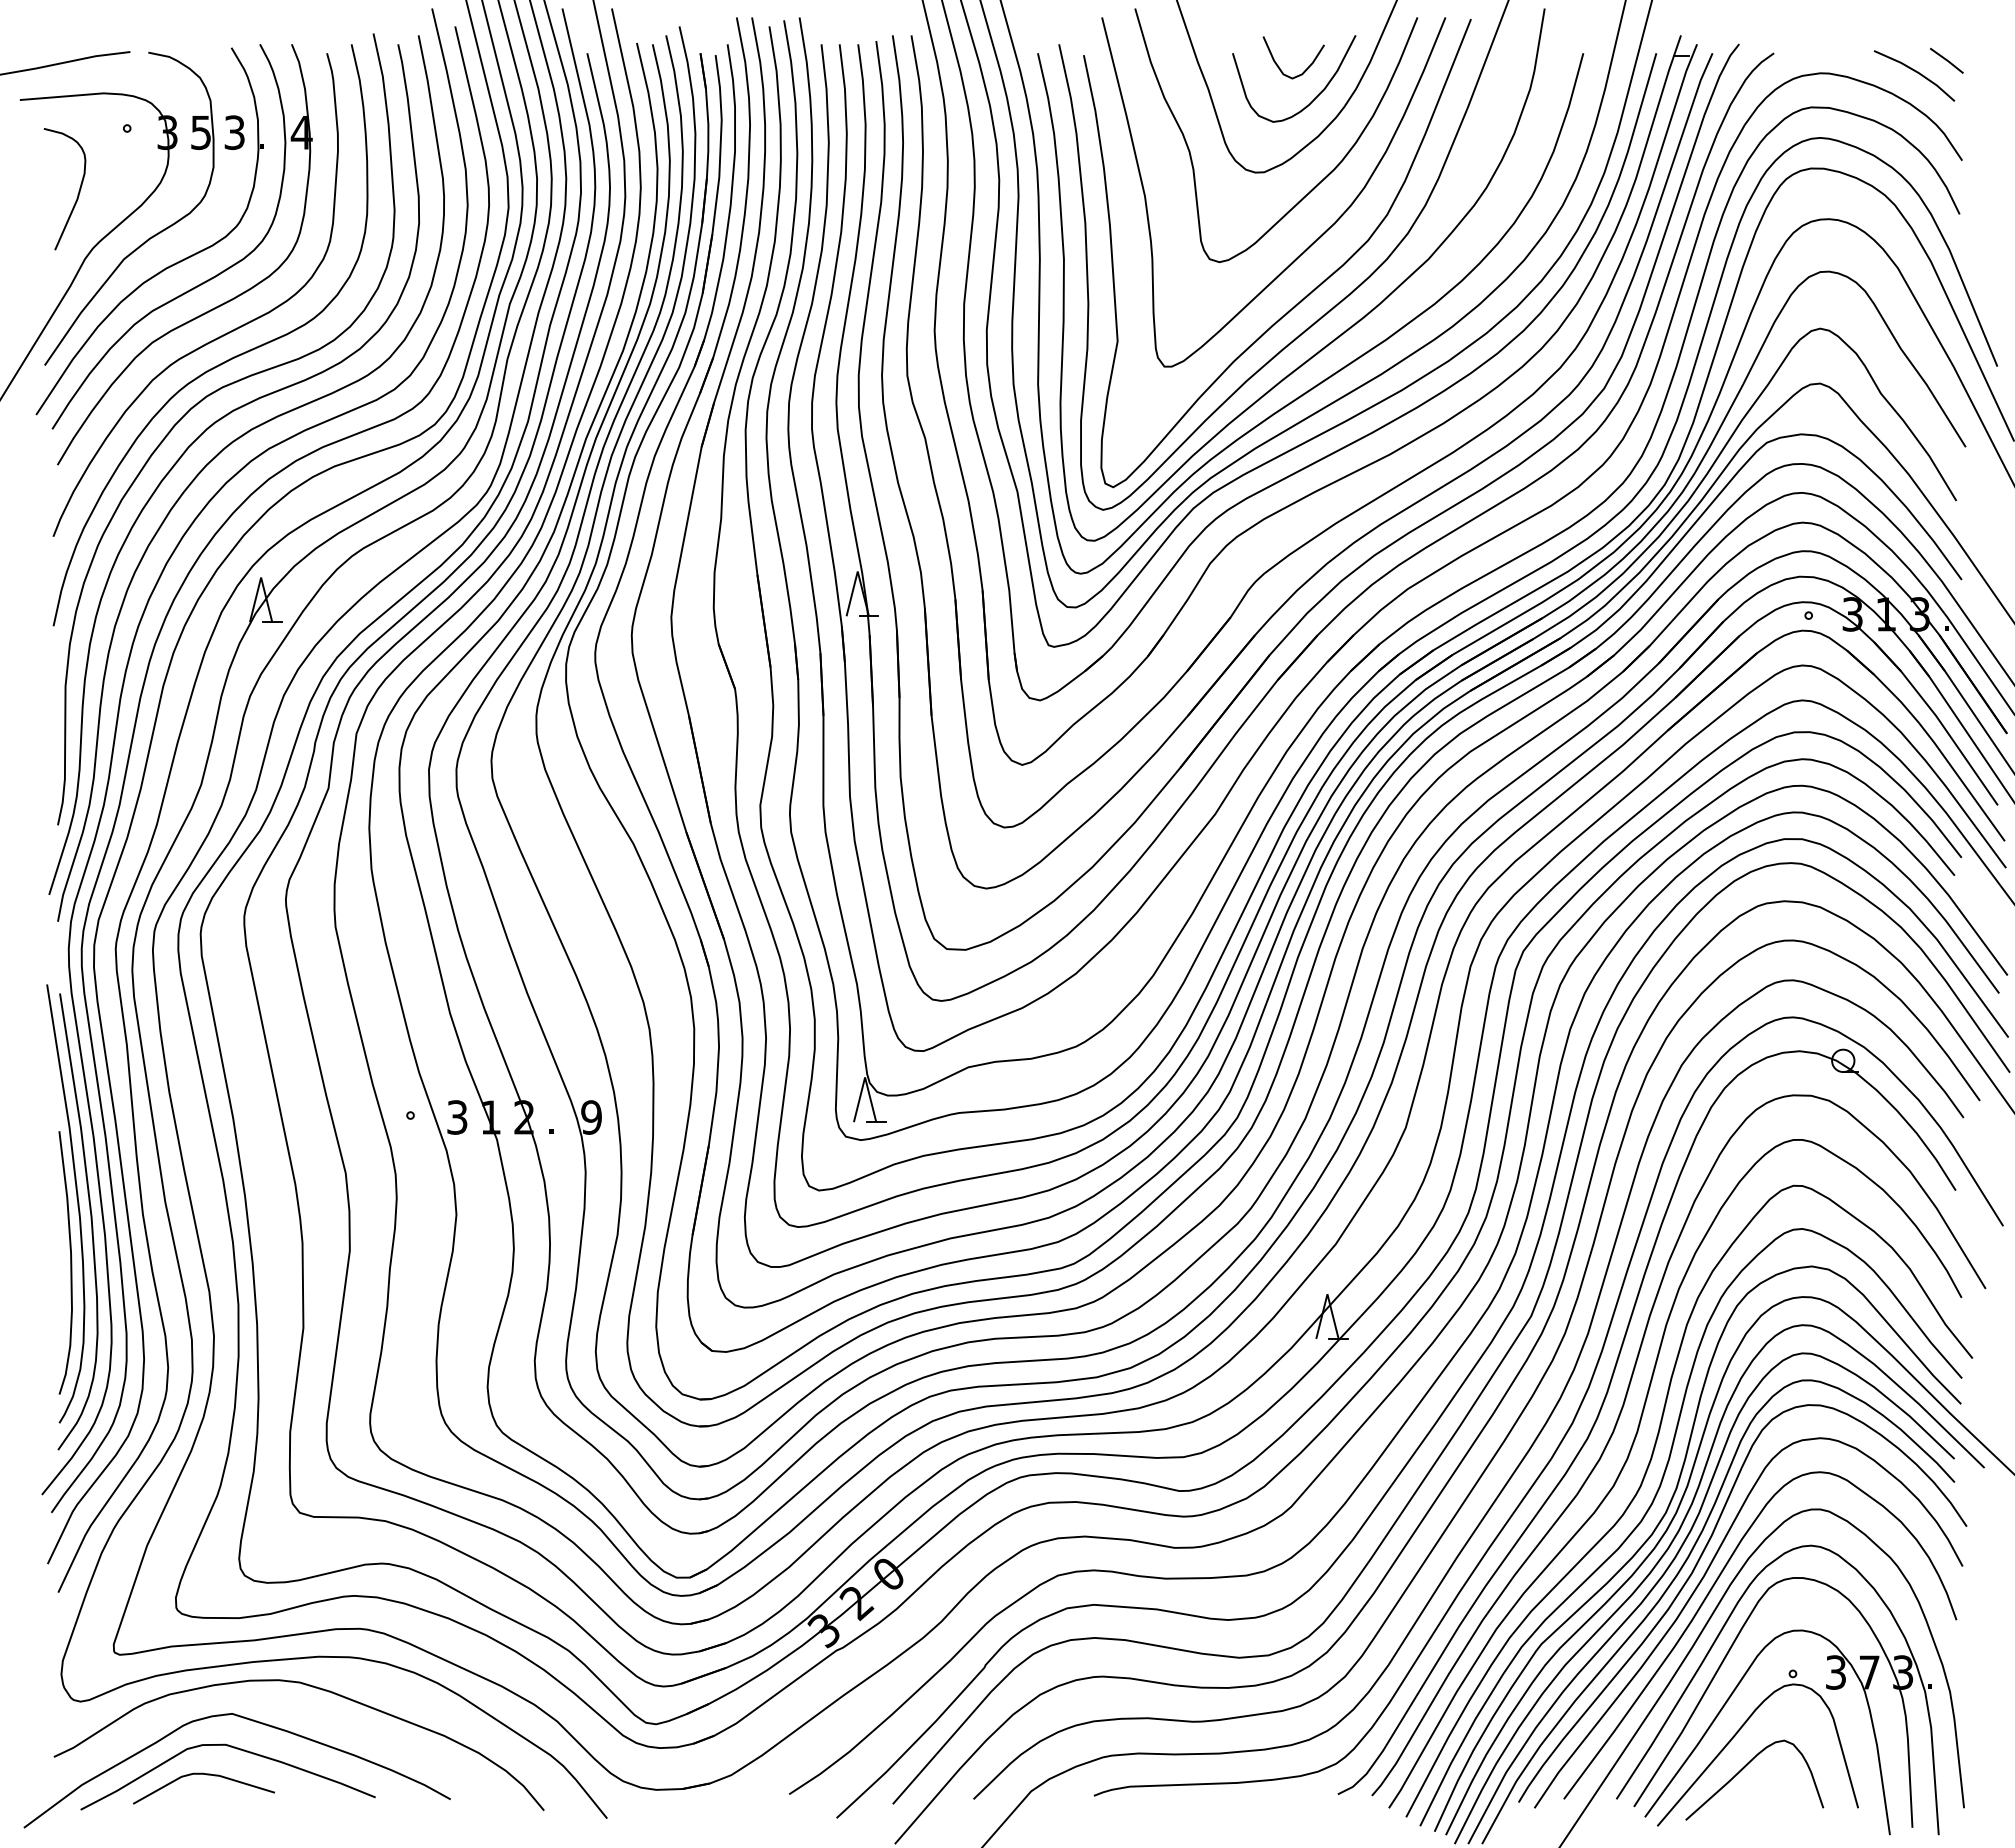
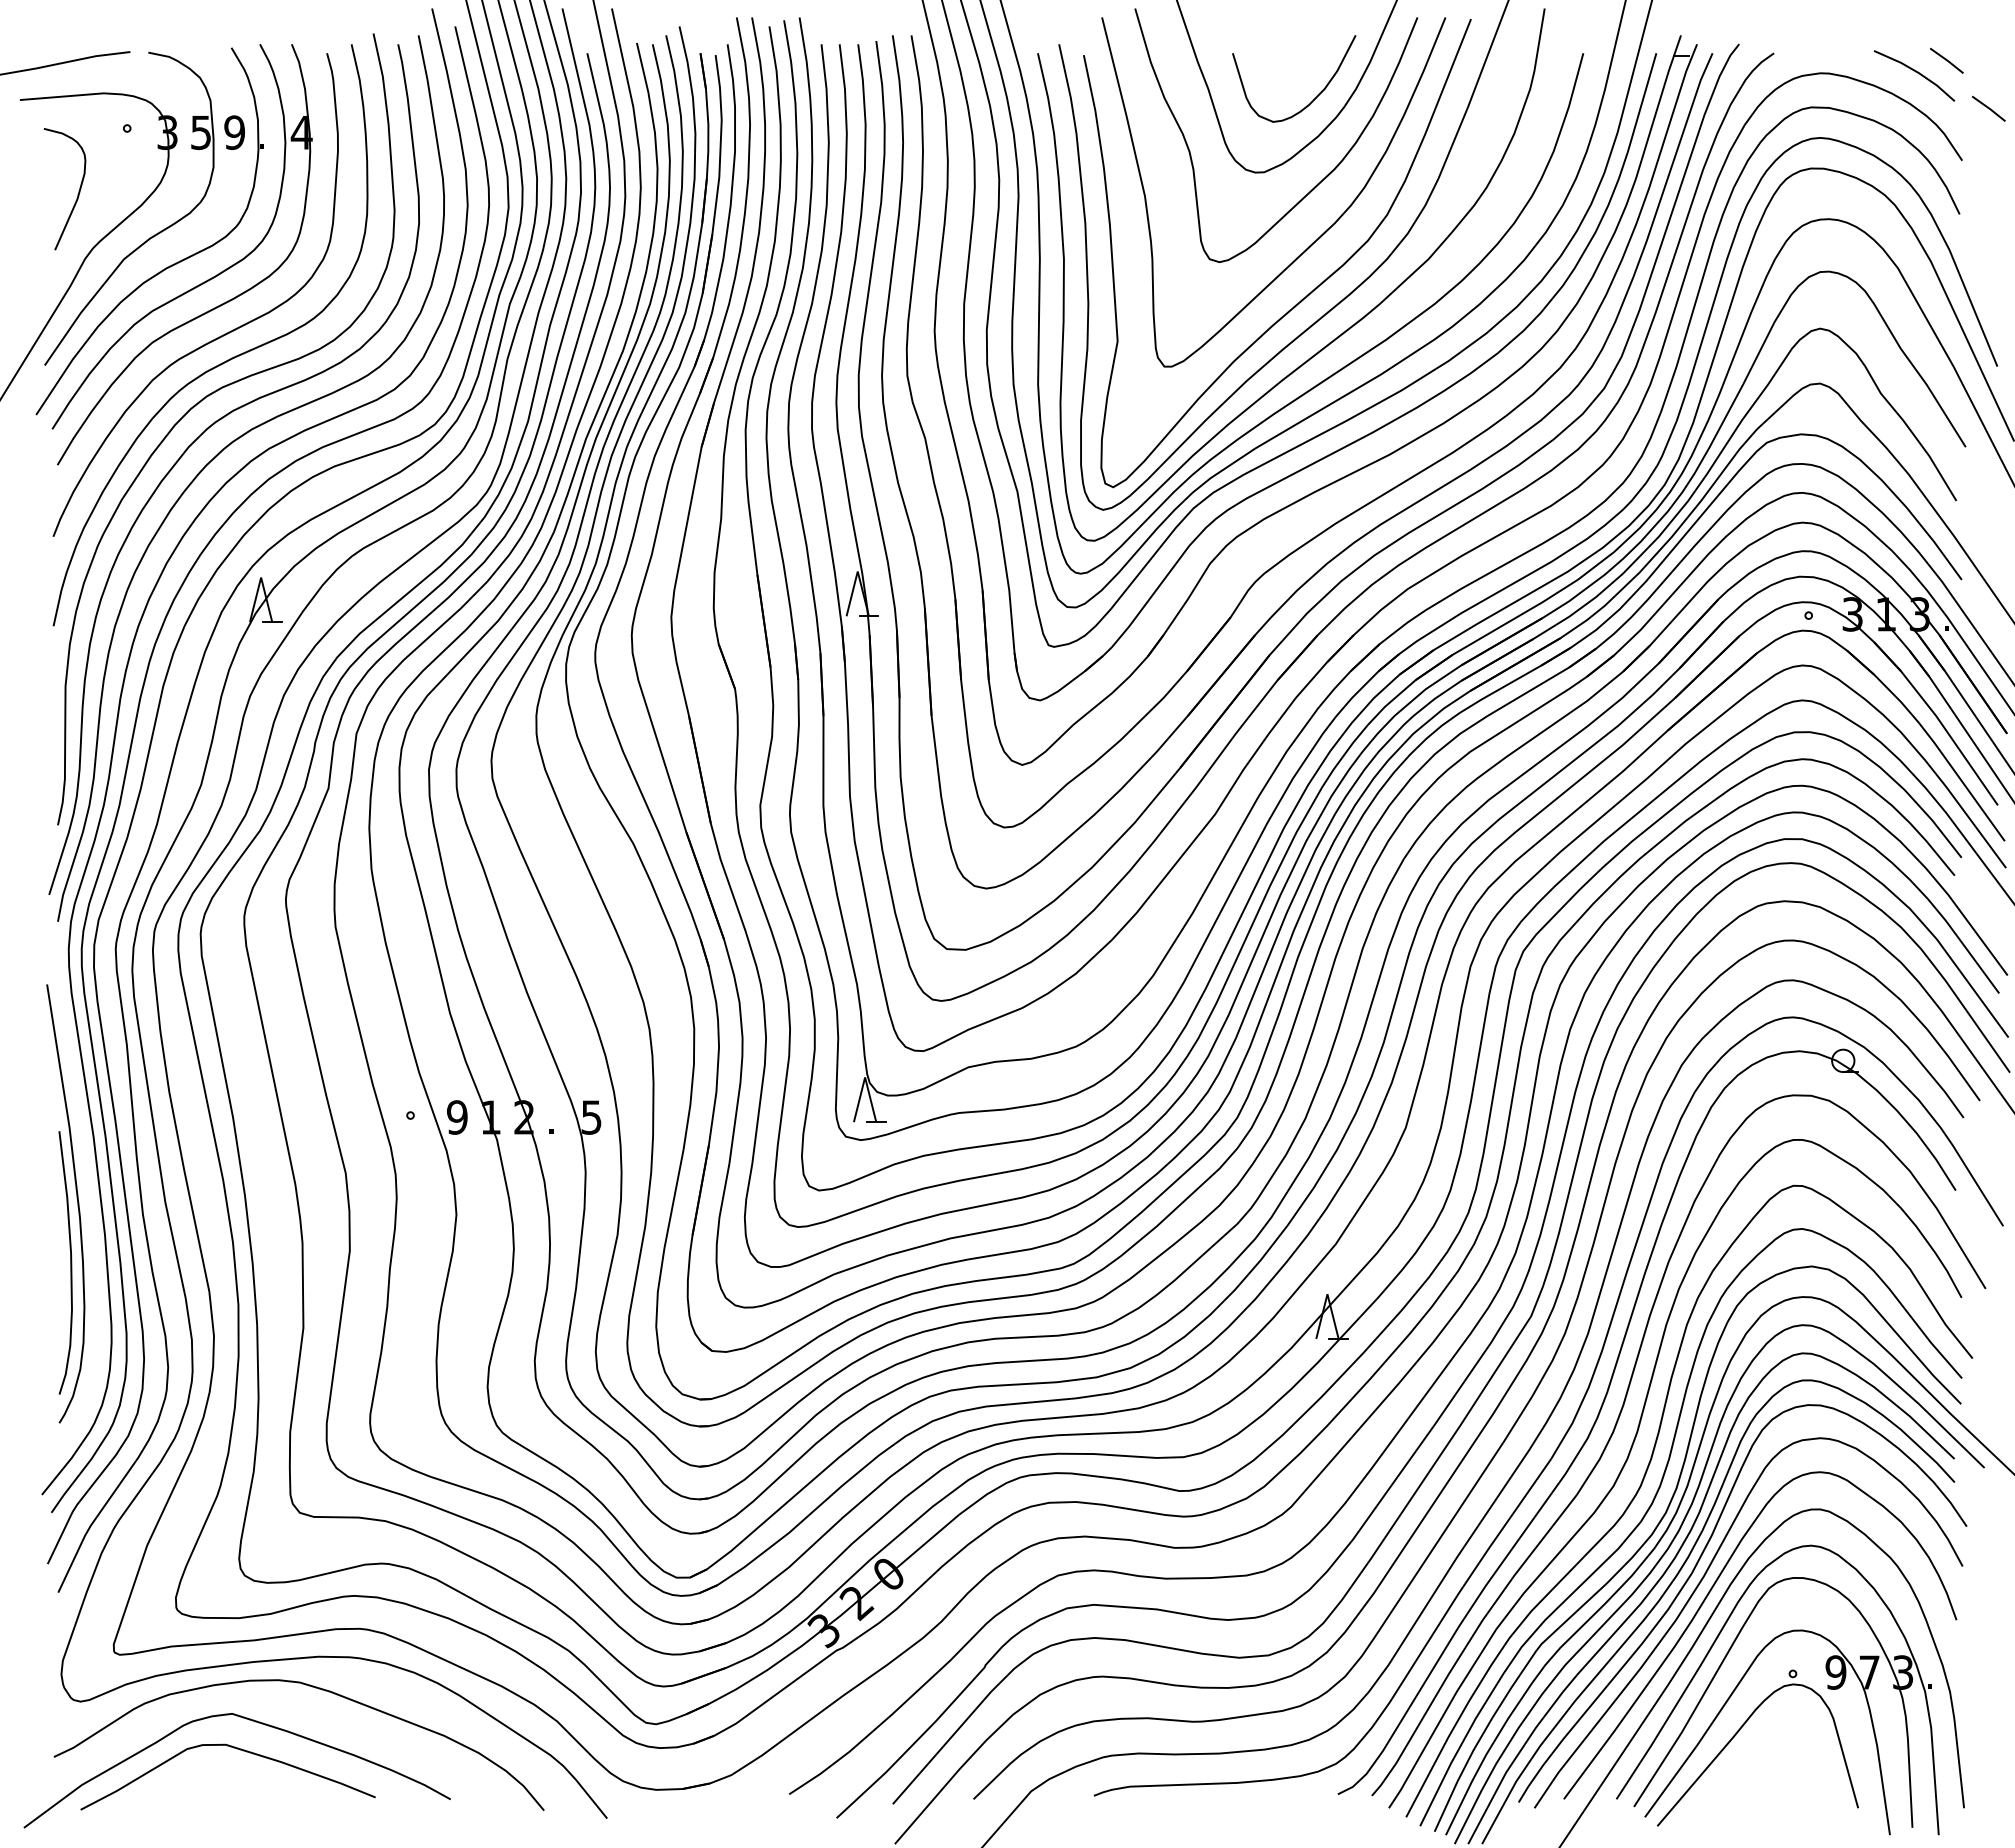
curve: present -> none (1279, 66)
line: none -> present (1988, 108)
text: 3 -> 9 (234, 132)
text: 3 -> 9 (457, 1117)
text: 9 -> 5 (591, 1117)
curve: present -> none (90, 1220)
text: 3 -> 9 (1835, 1672)
curve: present -> none (1744, 1768)
curve: present -> none (206, 1775)
